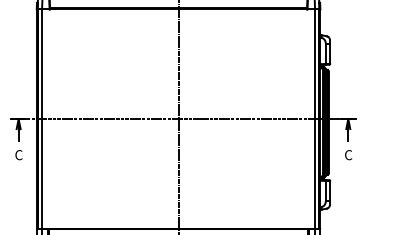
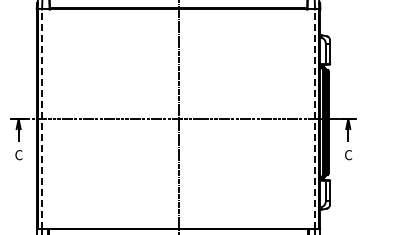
line: solid -> dashed (42, 119)
line: solid -> dashed (314, 119)
